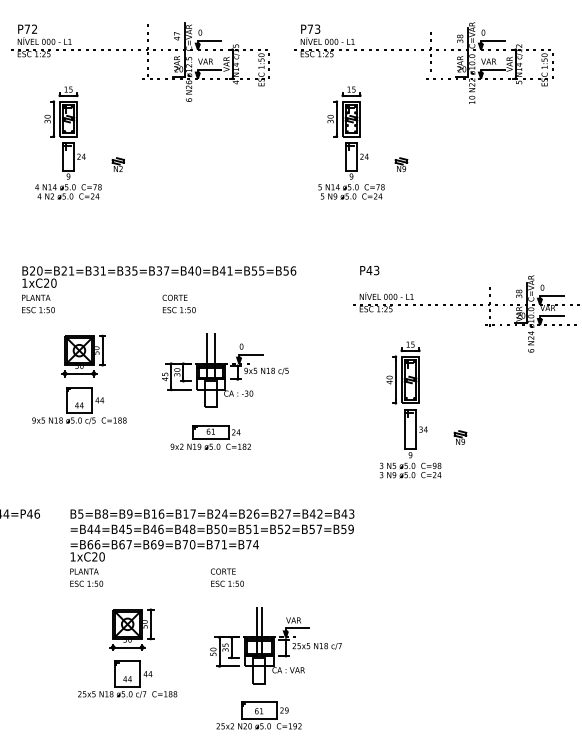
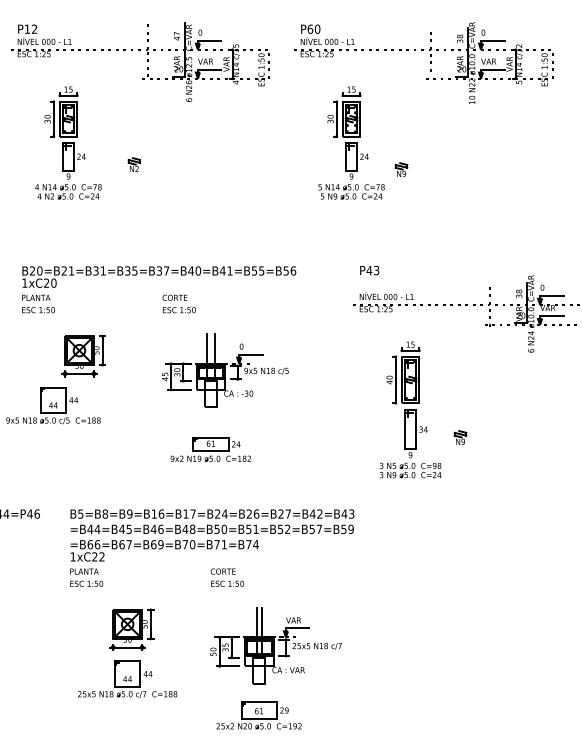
text: P72 -> P12 (26, 28)
text: P73 -> P60 (313, 28)
part position: (117, 164) -> (133, 164) (133, 164)
part position: (401, 164) -> (401, 169) (401, 169)
part position: (79, 405) -> (53, 405) (53, 405)
part position: (210, 437) -> (210, 449) (210, 449)
text: 1xC20 -> 1xC22 (101, 556)
